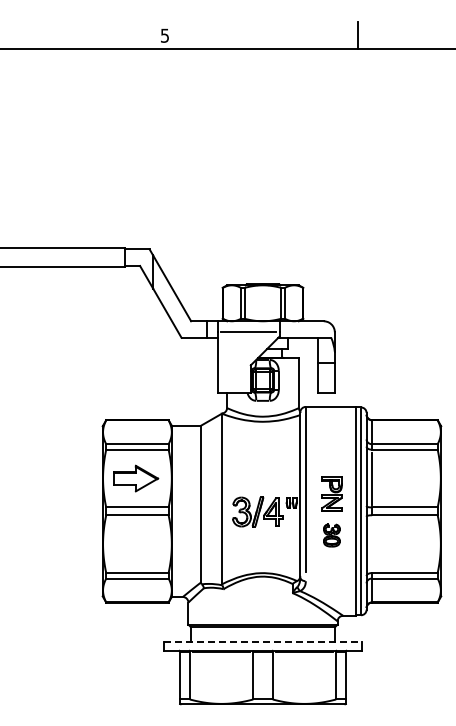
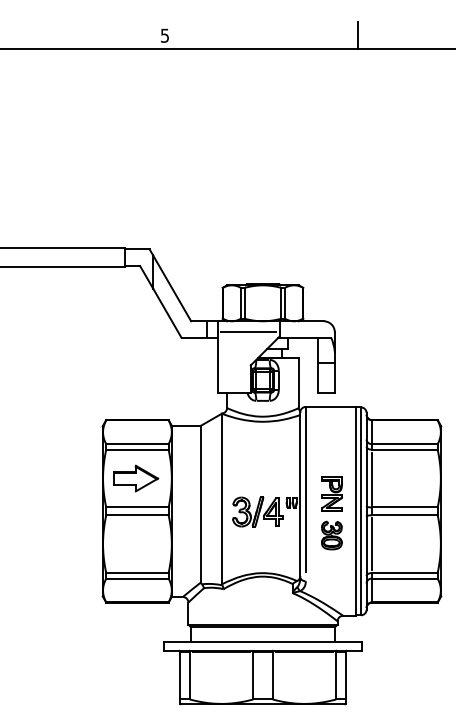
part size: 18x25 px -> 22x31 px (331, 535)
line: none -> present (372, 544)
line: dashed -> solid (263, 642)
